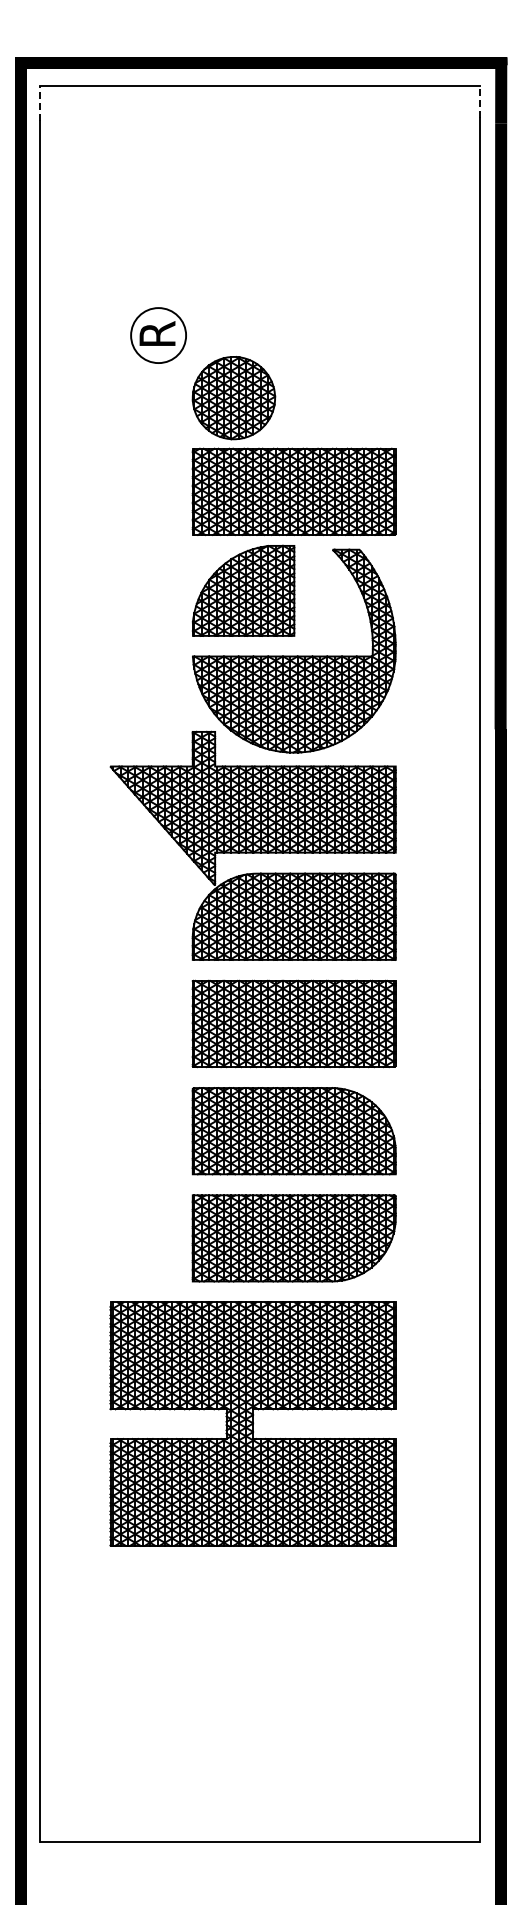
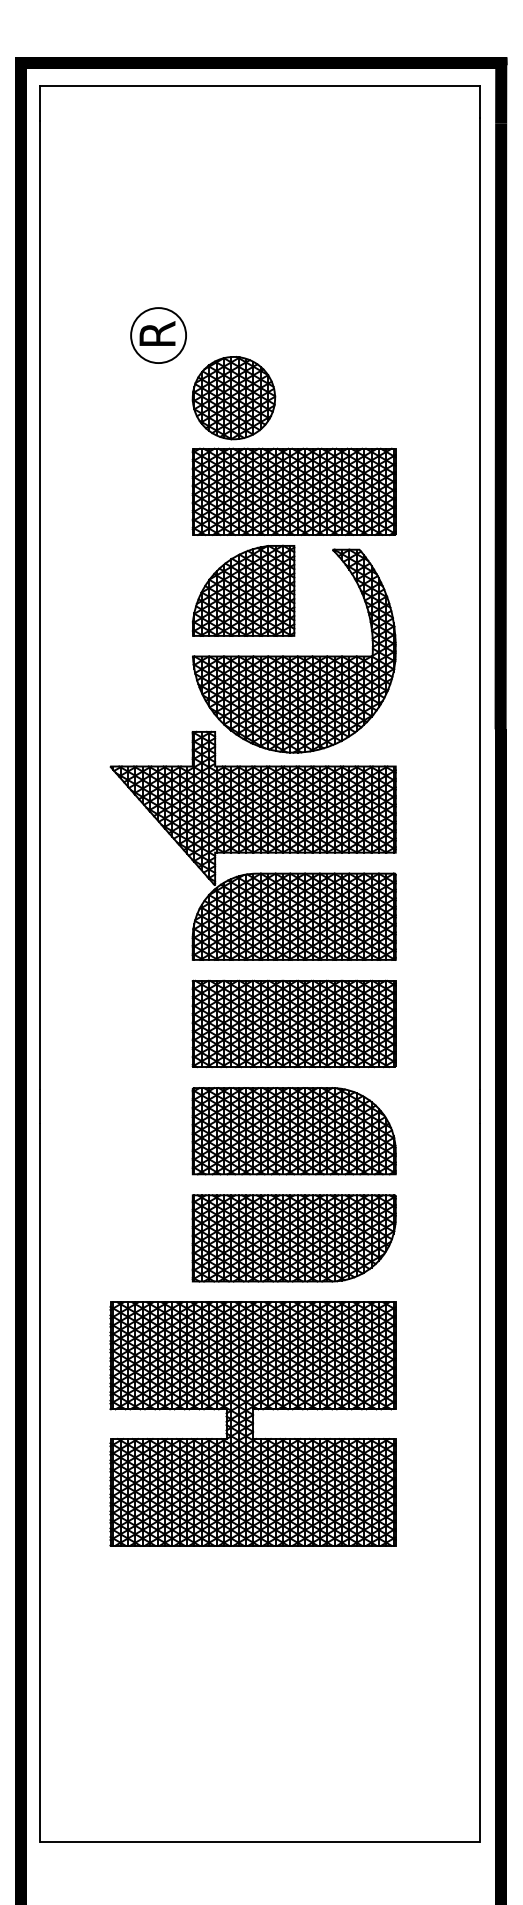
line: dashed -> solid (479, 101)
line: dashed -> solid (39, 103)
